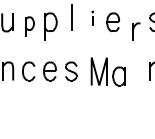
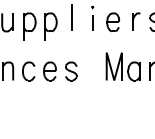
part size: 4x16 px -> 4x25 px (92, 18)
part size: 10x21 px -> 14x29 px (29, 26)
part position: (136, 31) -> (136, 21) (136, 21)
part position: (107, 71) -> (122, 66) (122, 66)
